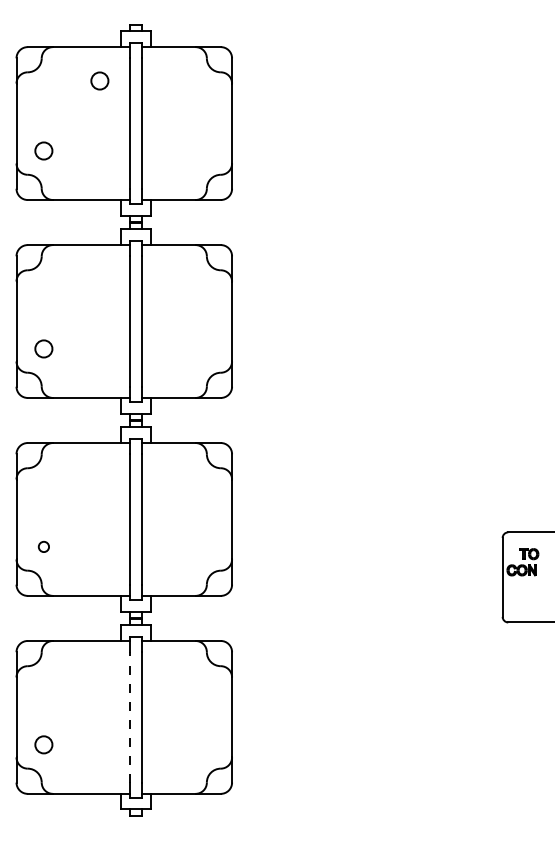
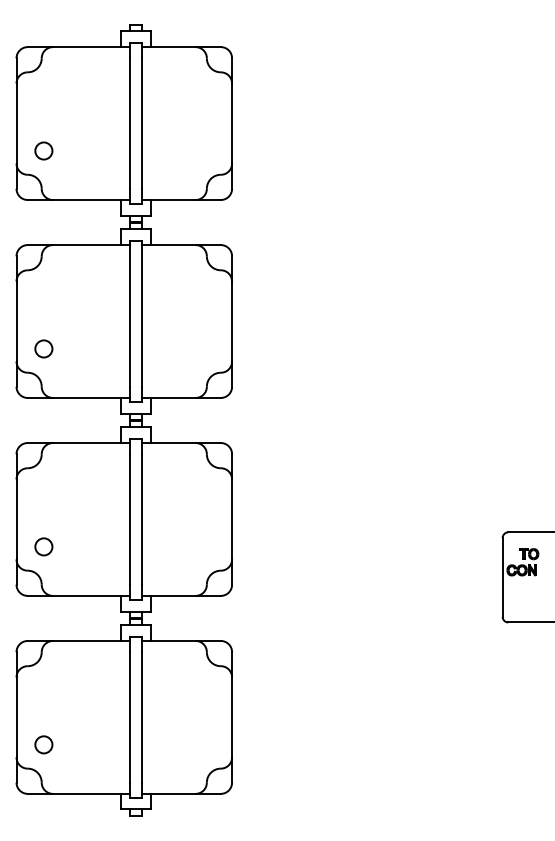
circle: present -> none (99, 80)
circle size: 13x13 px -> 20x20 px (43, 546)
line: dashed -> solid (129, 716)
